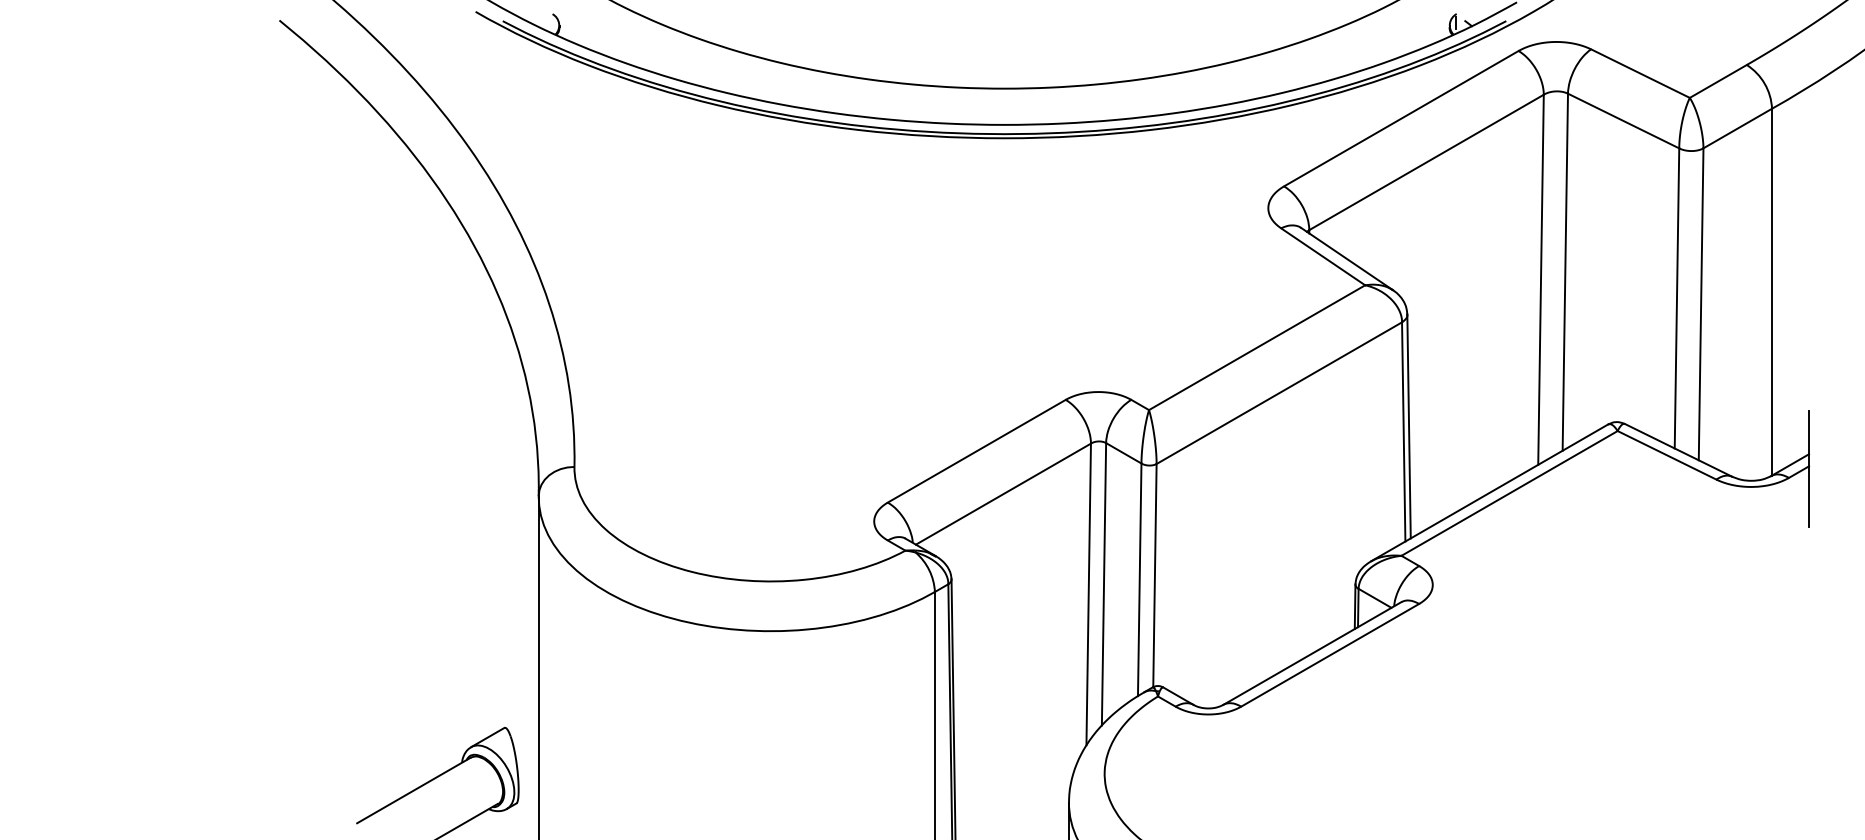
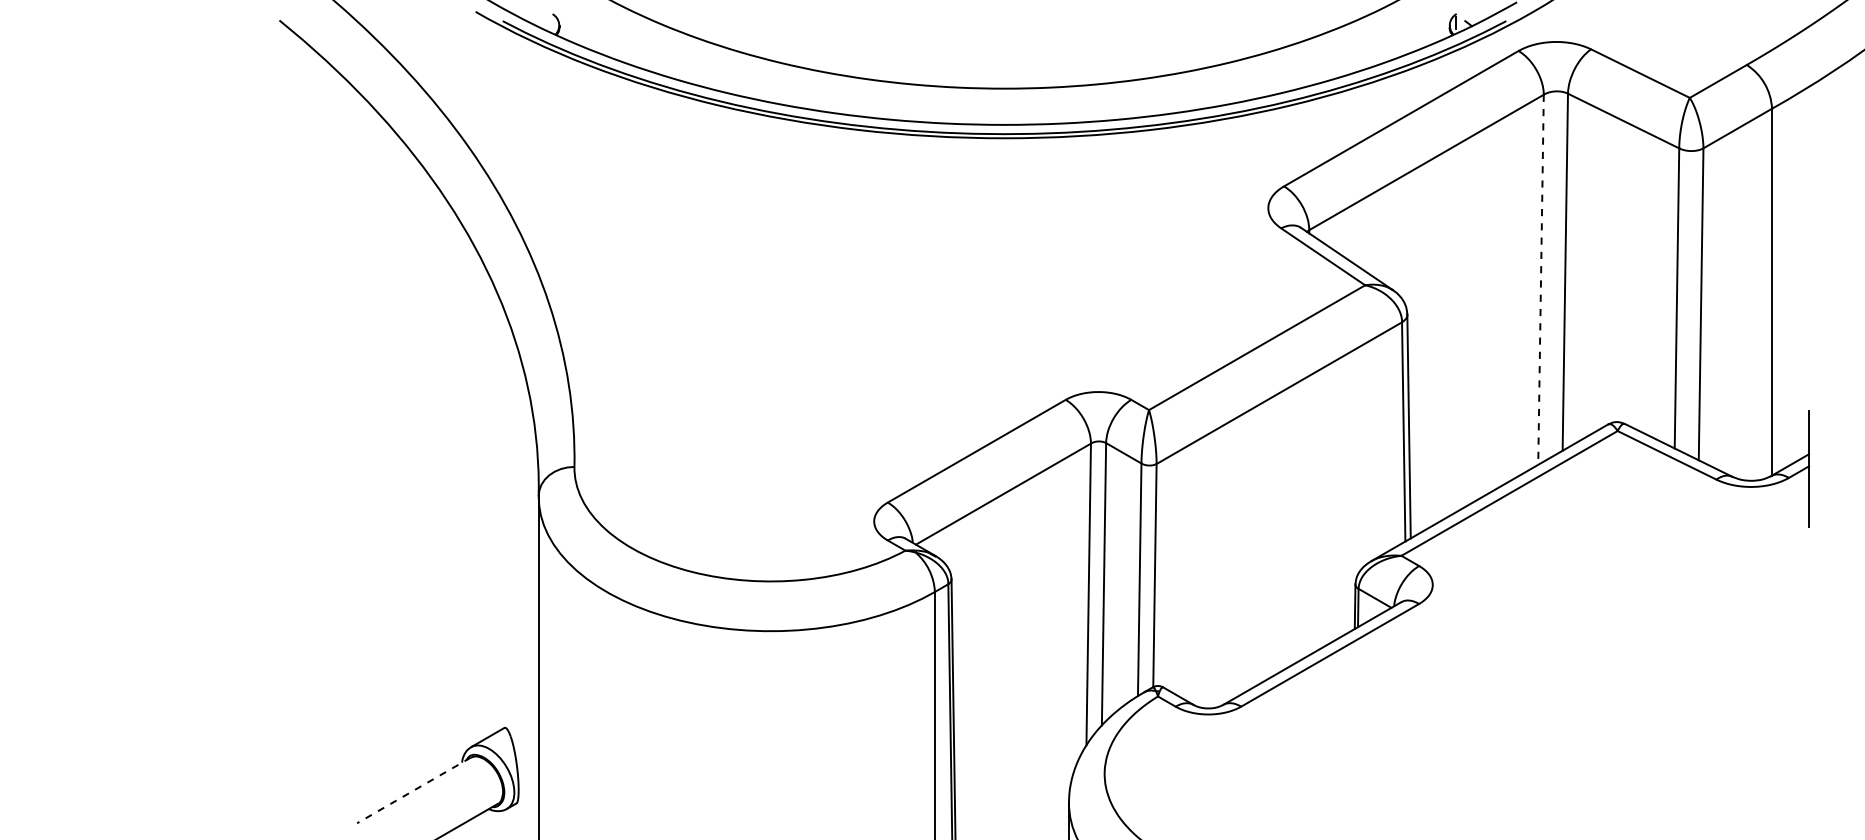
line: solid -> dashed (1541, 280)
line: solid -> dashed (413, 790)
